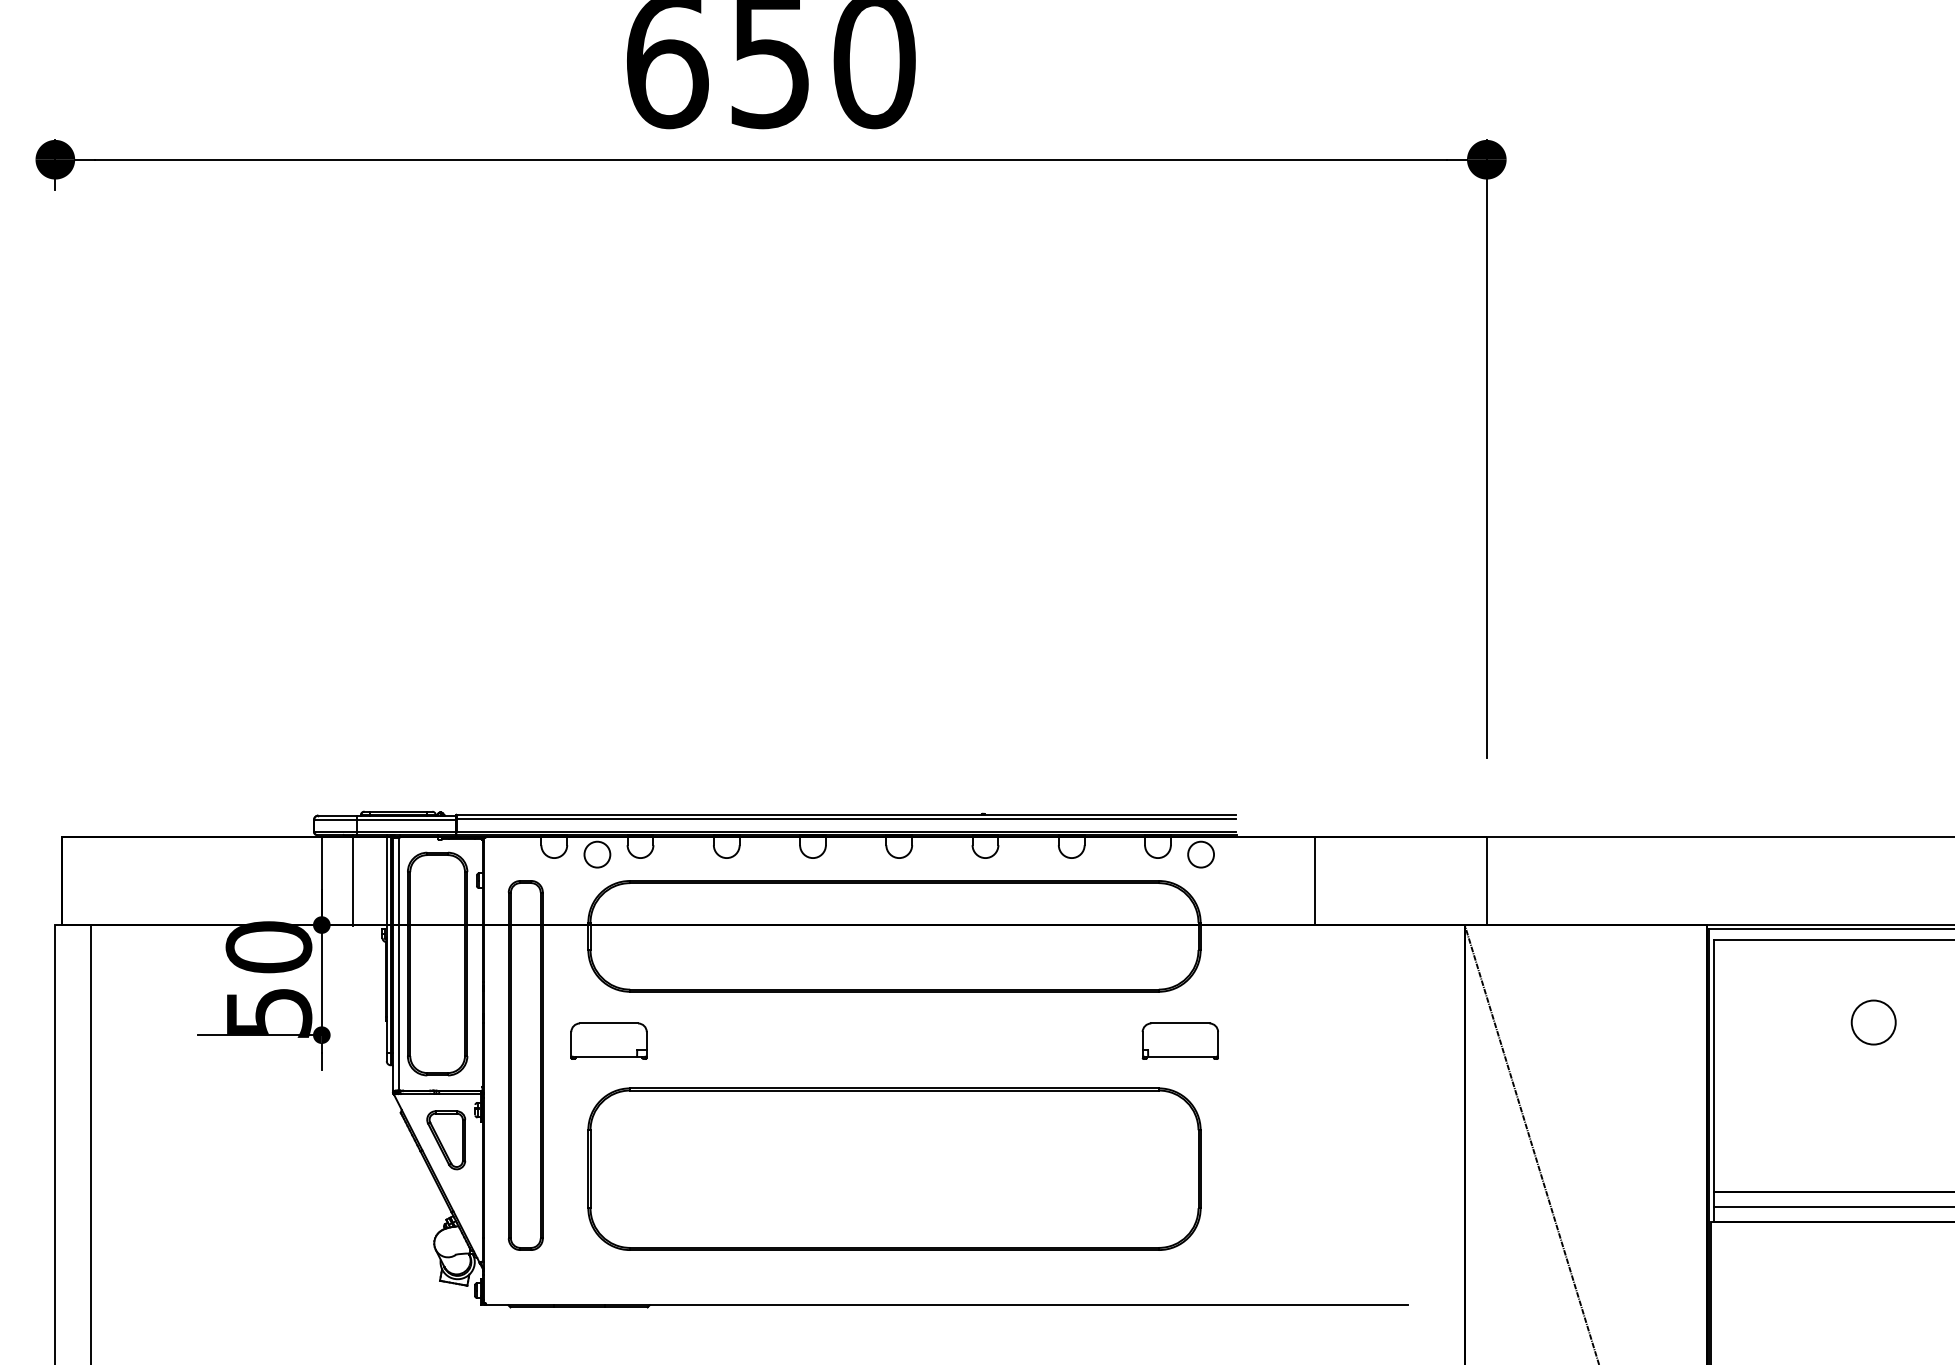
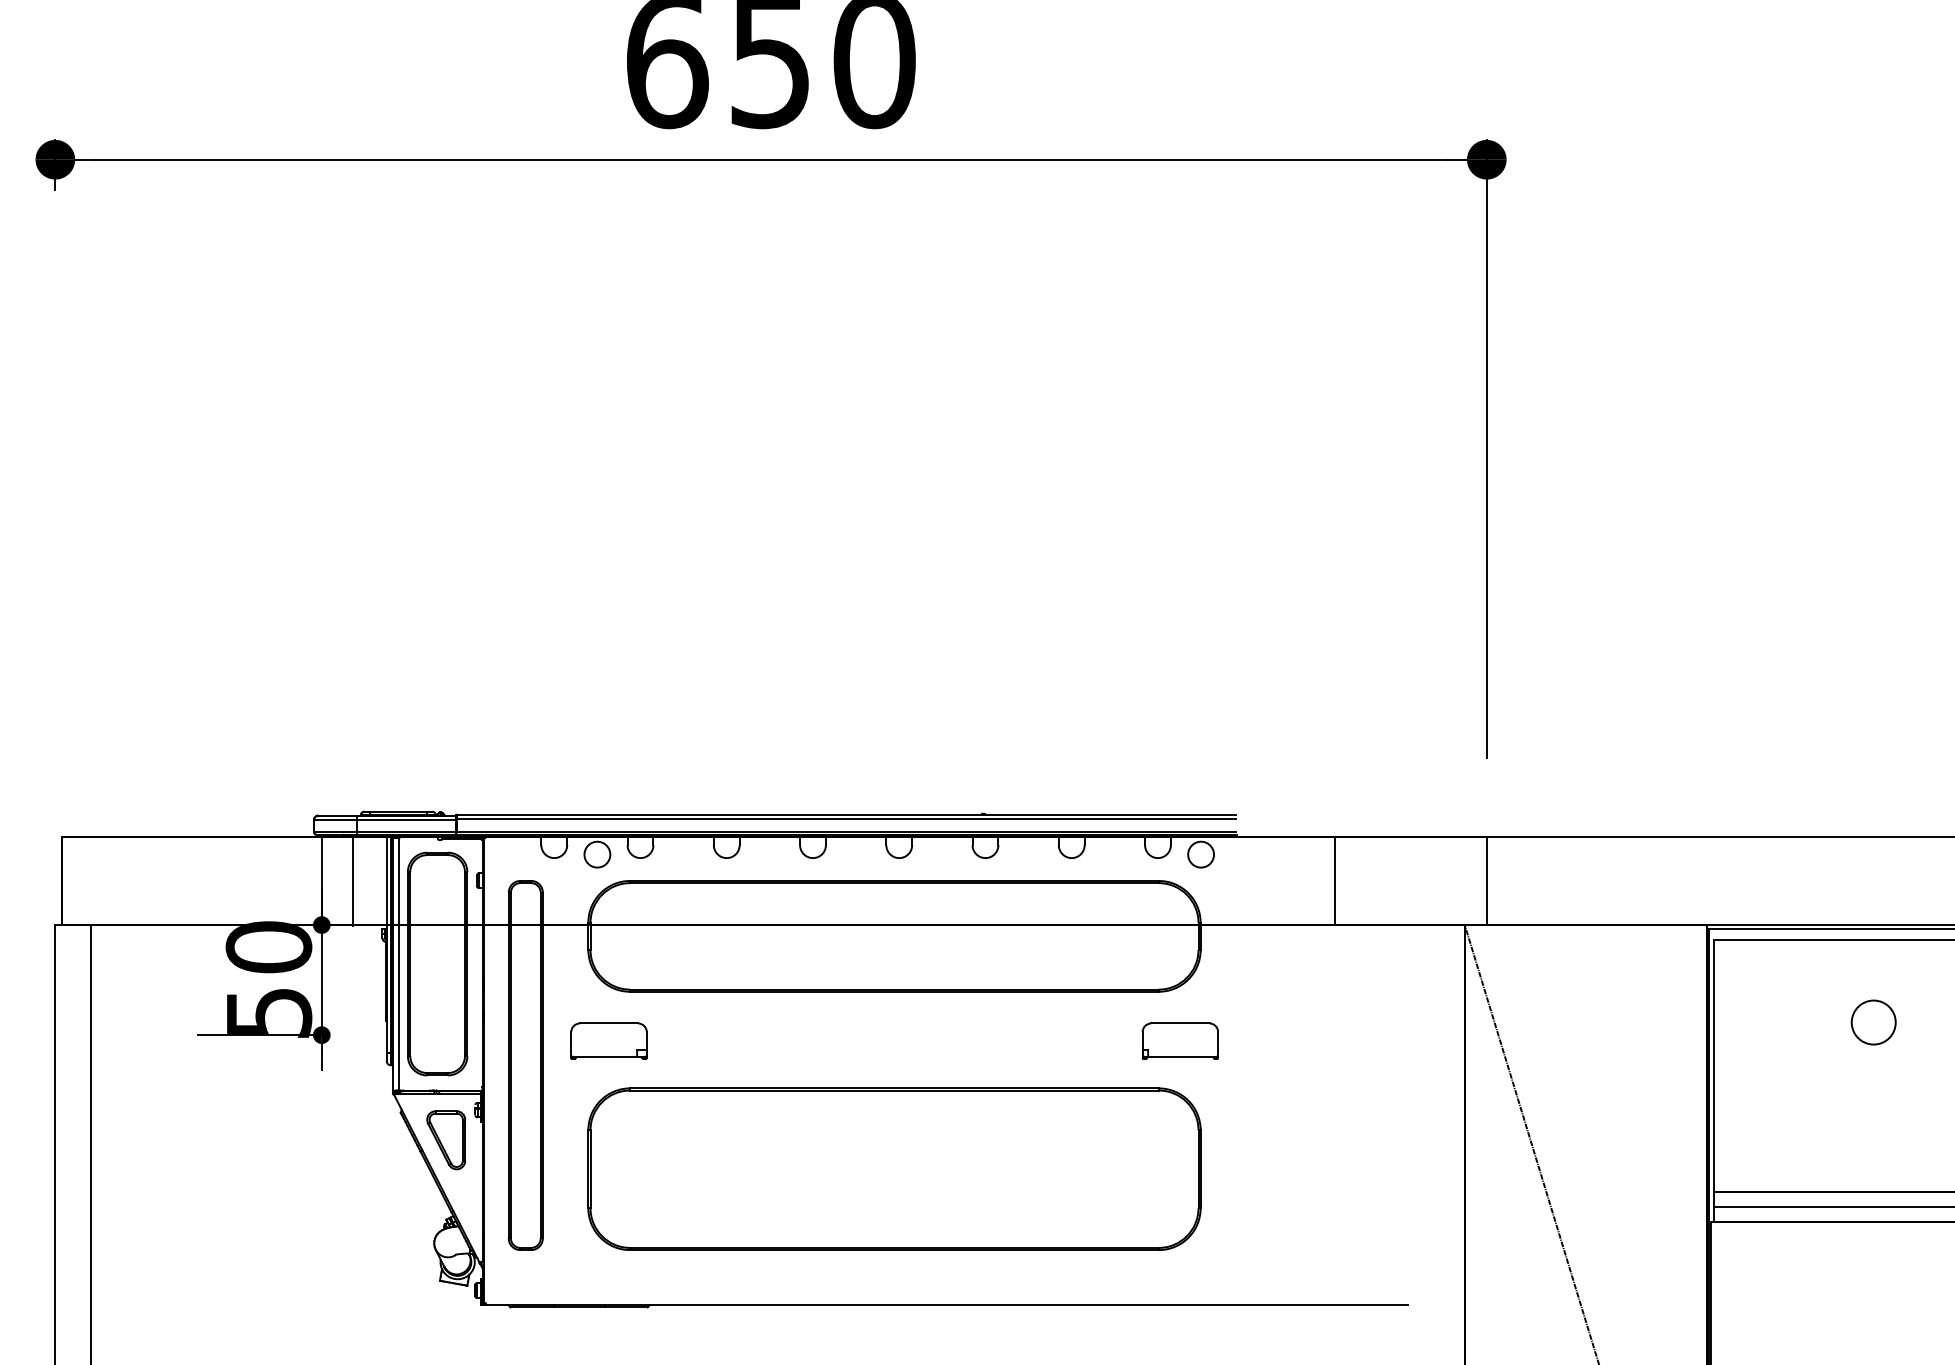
line position: (1314, 880) -> (1334, 880) (1334, 880)
